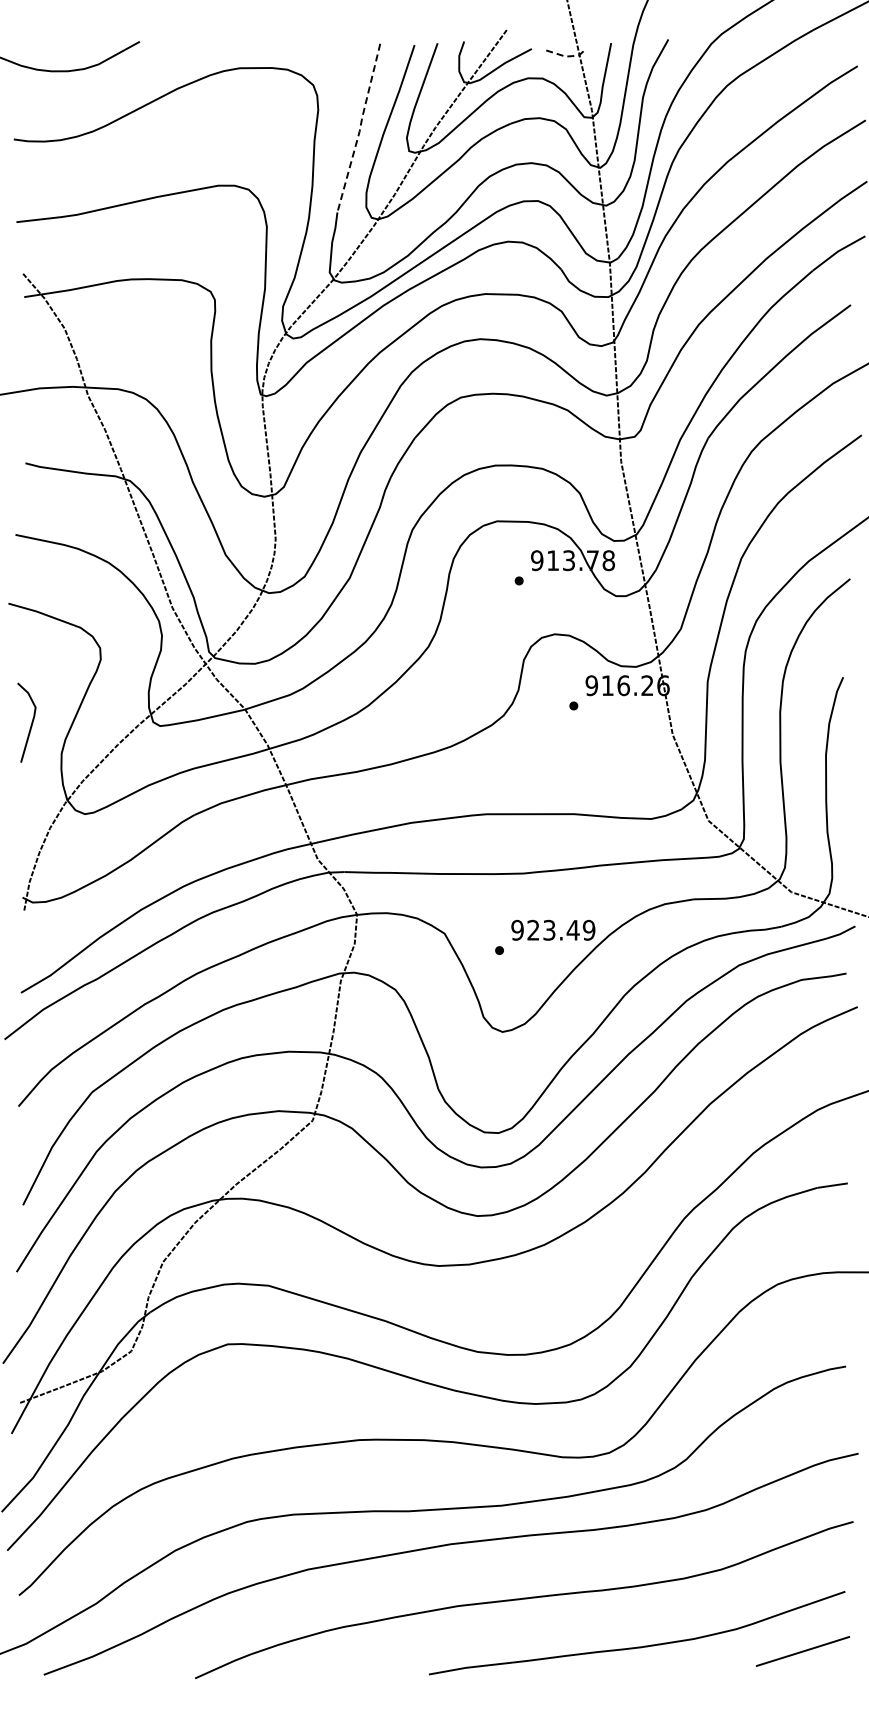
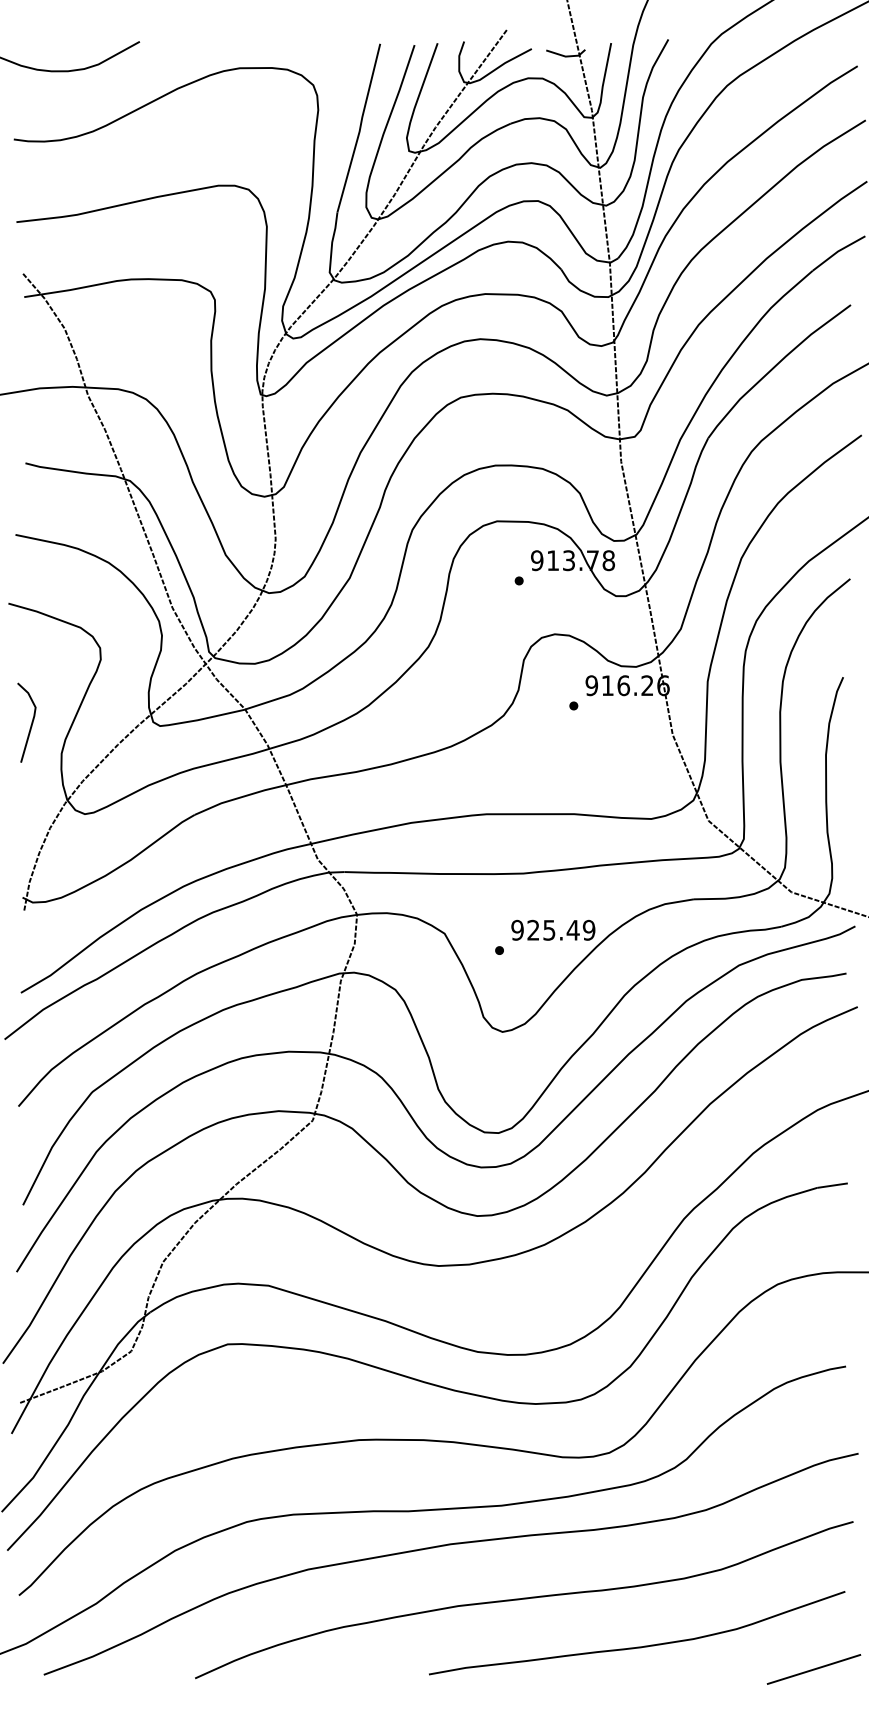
line: dashed -> solid (566, 56)
line: dashed -> solid (360, 128)
text: 923.49 -> 925.49 (549, 929)
line position: (802, 1651) -> (813, 1669) (813, 1669)
